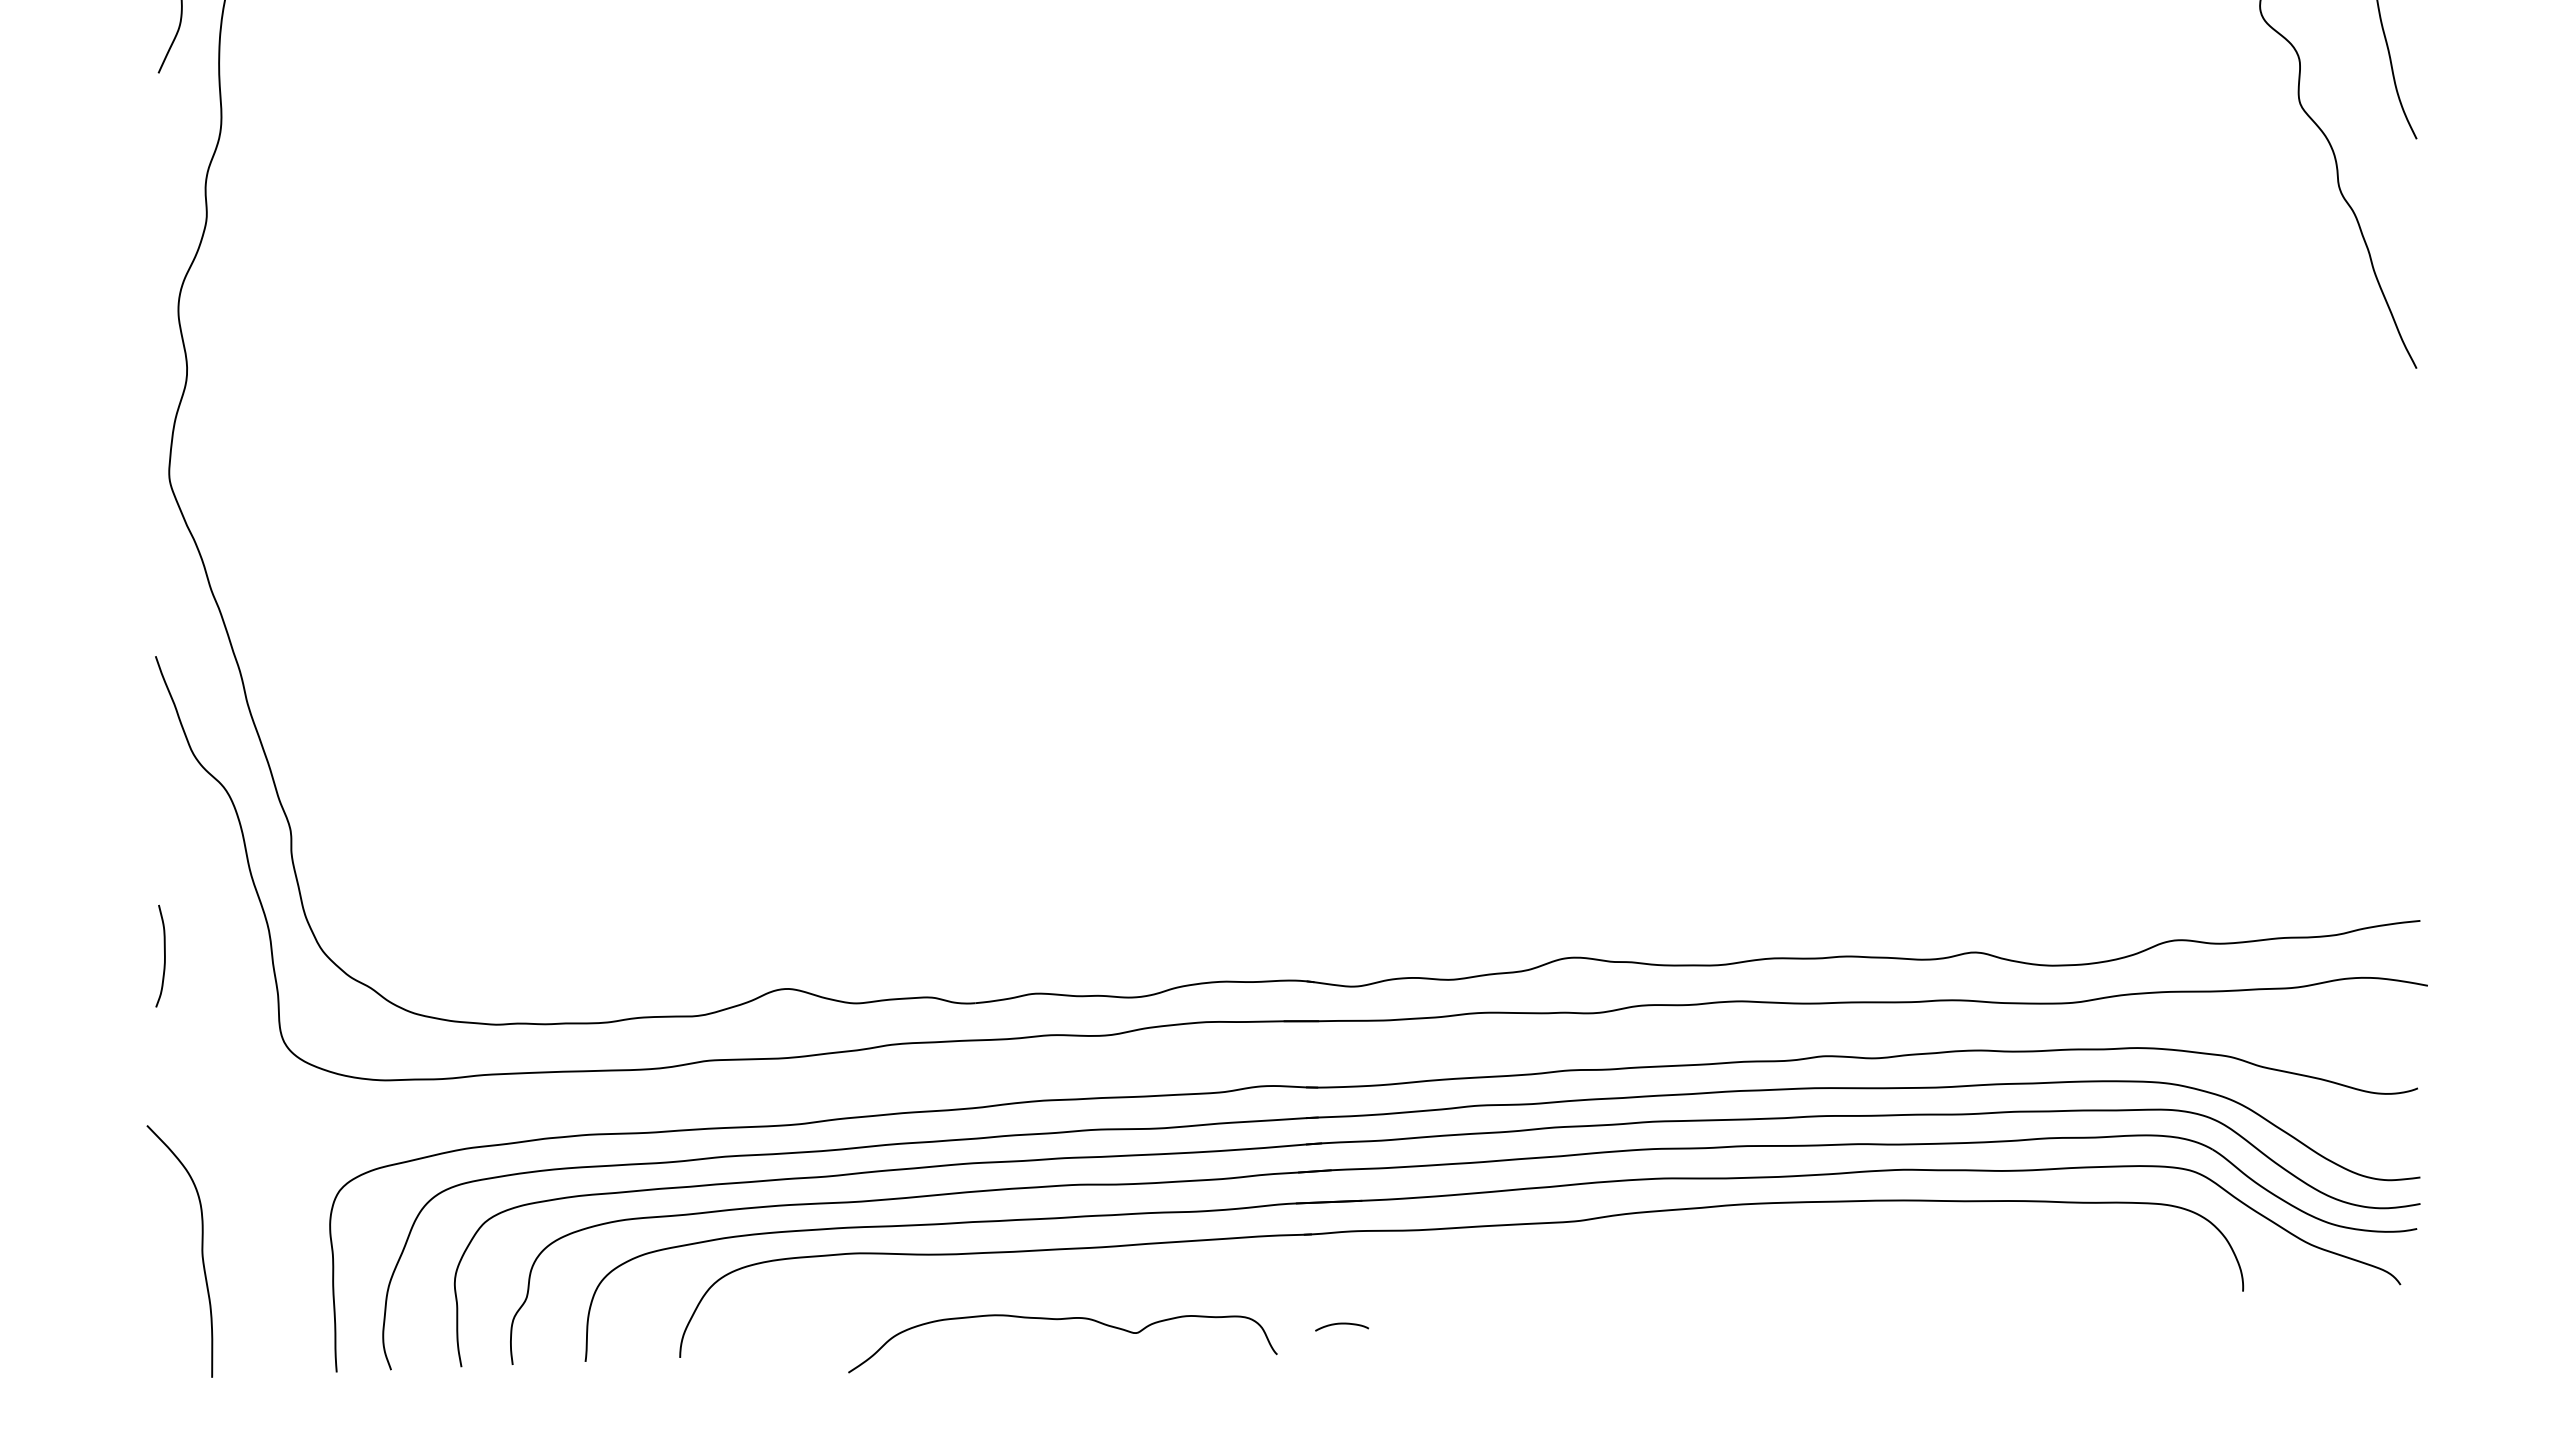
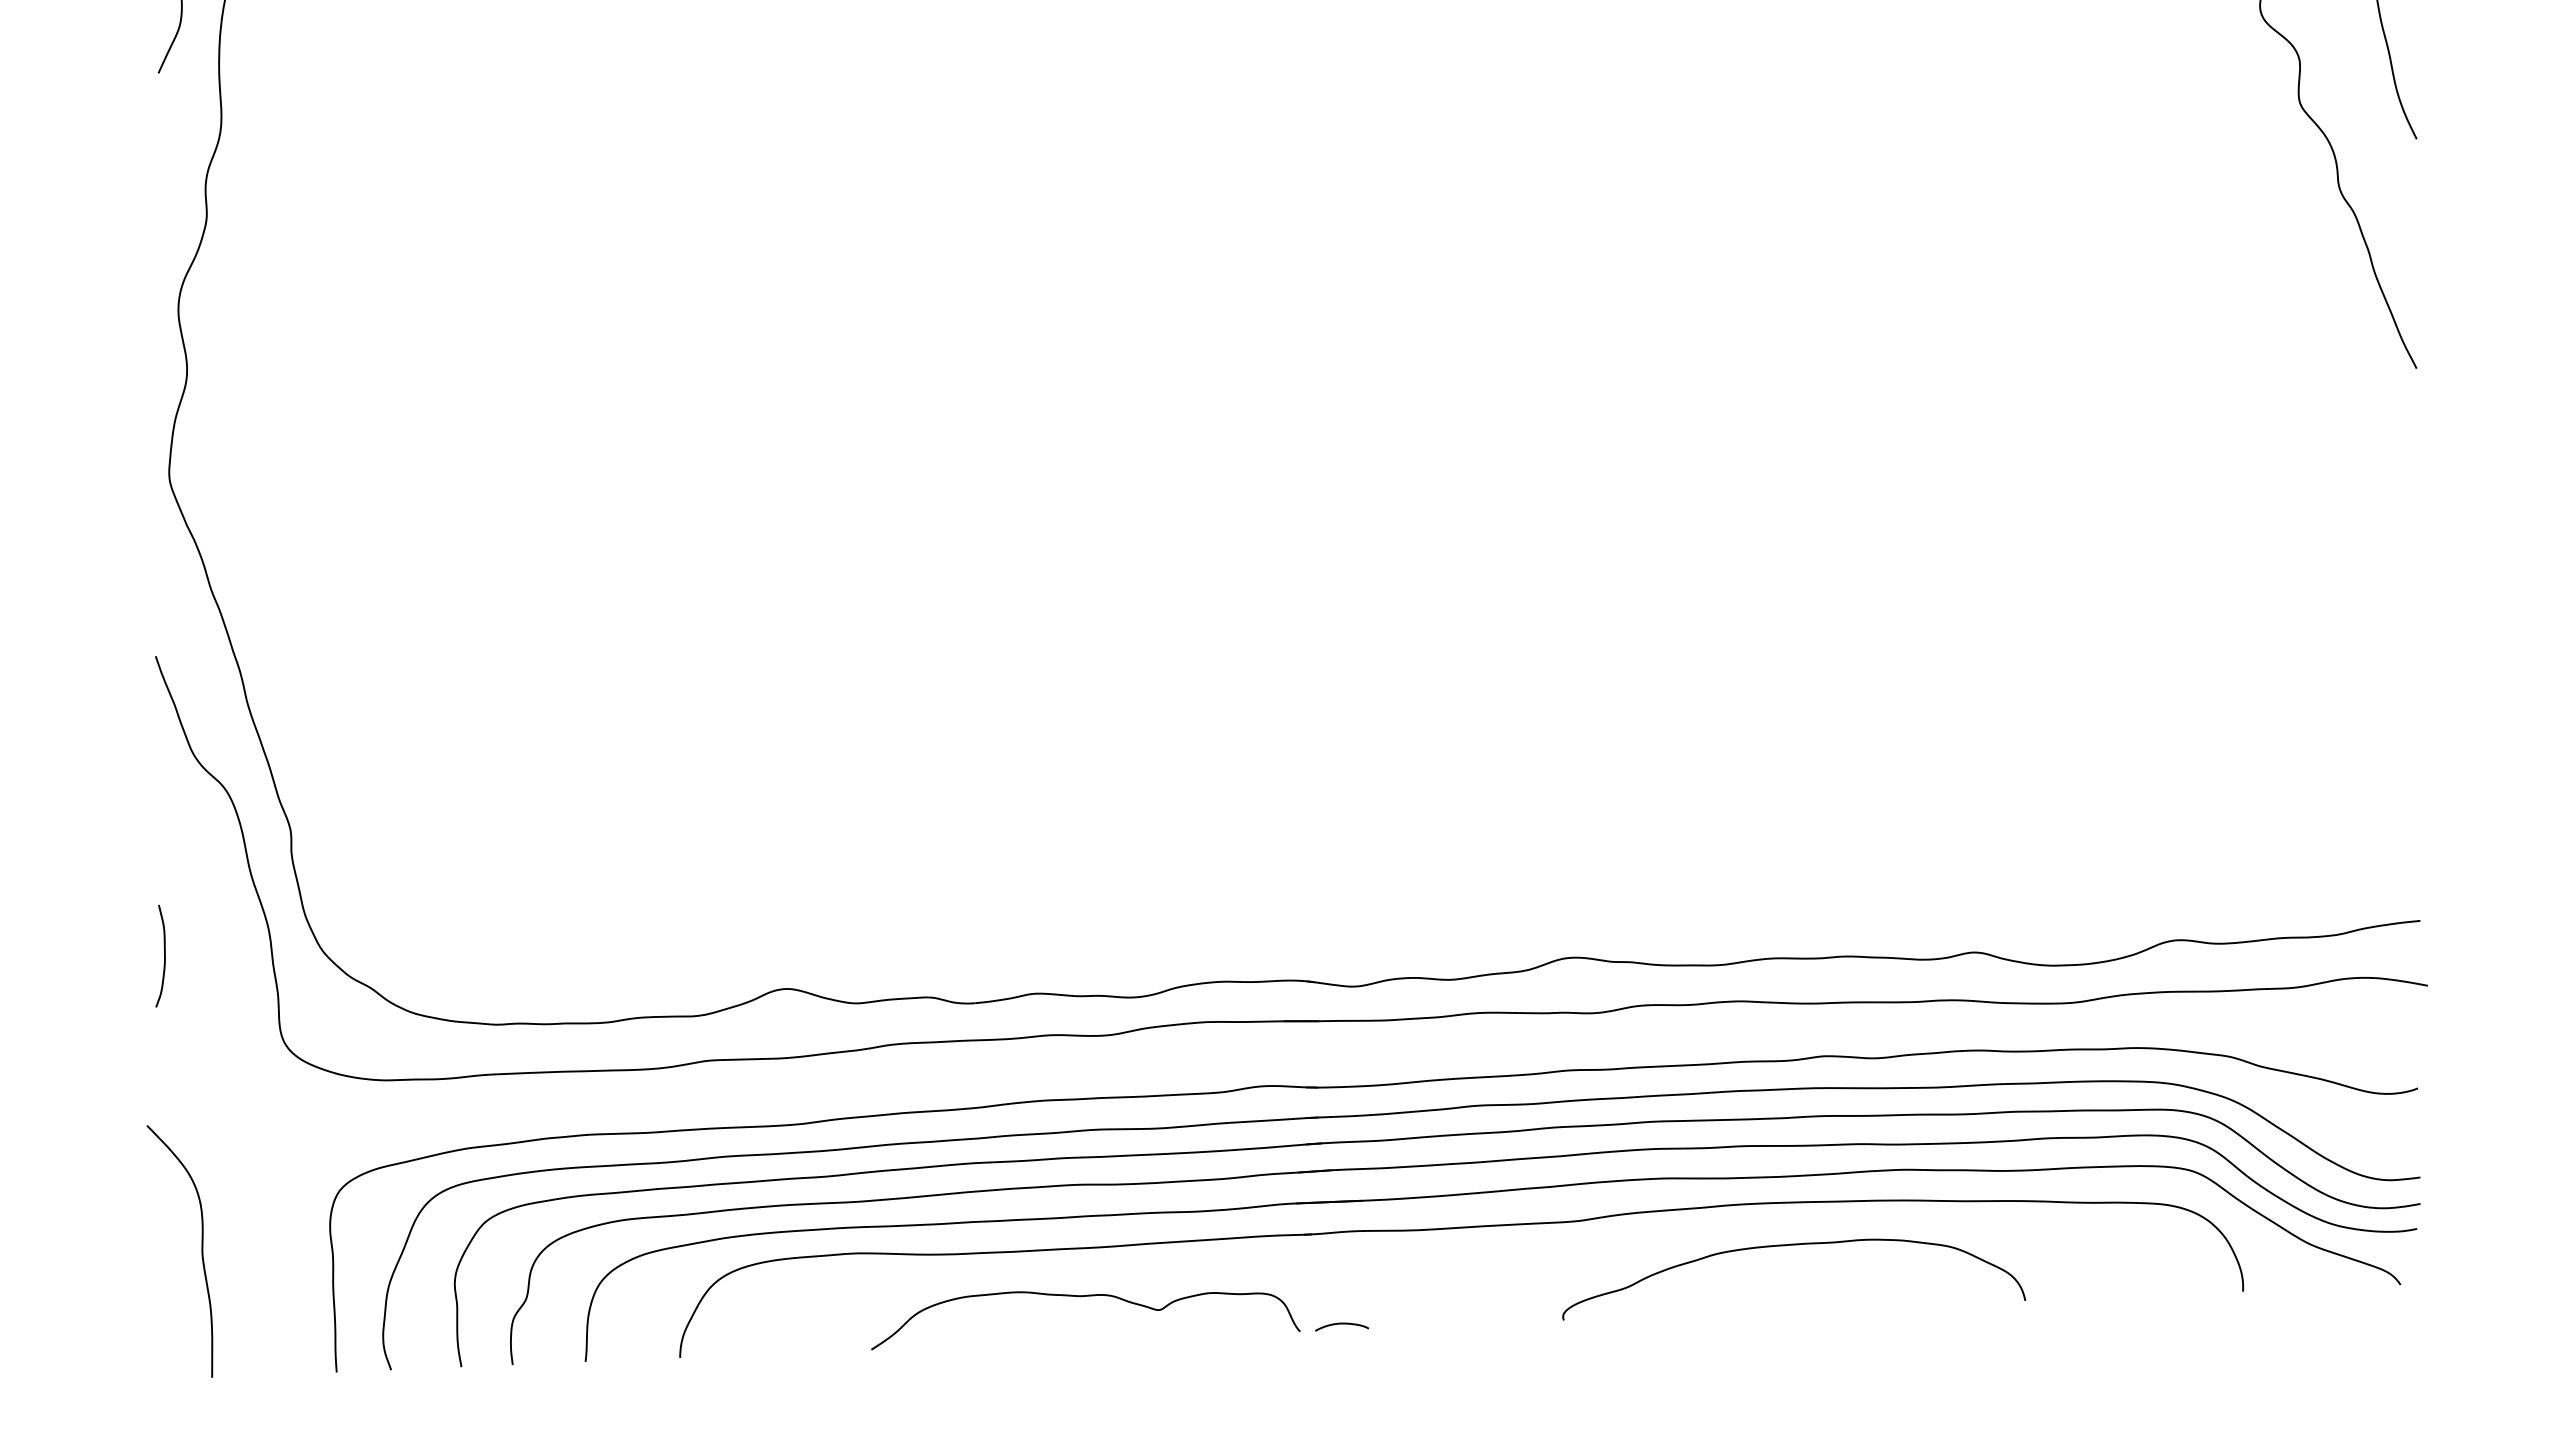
curve: none -> present (1794, 1245)
curve position: (1057, 1320) -> (1080, 1297) (1080, 1297)
